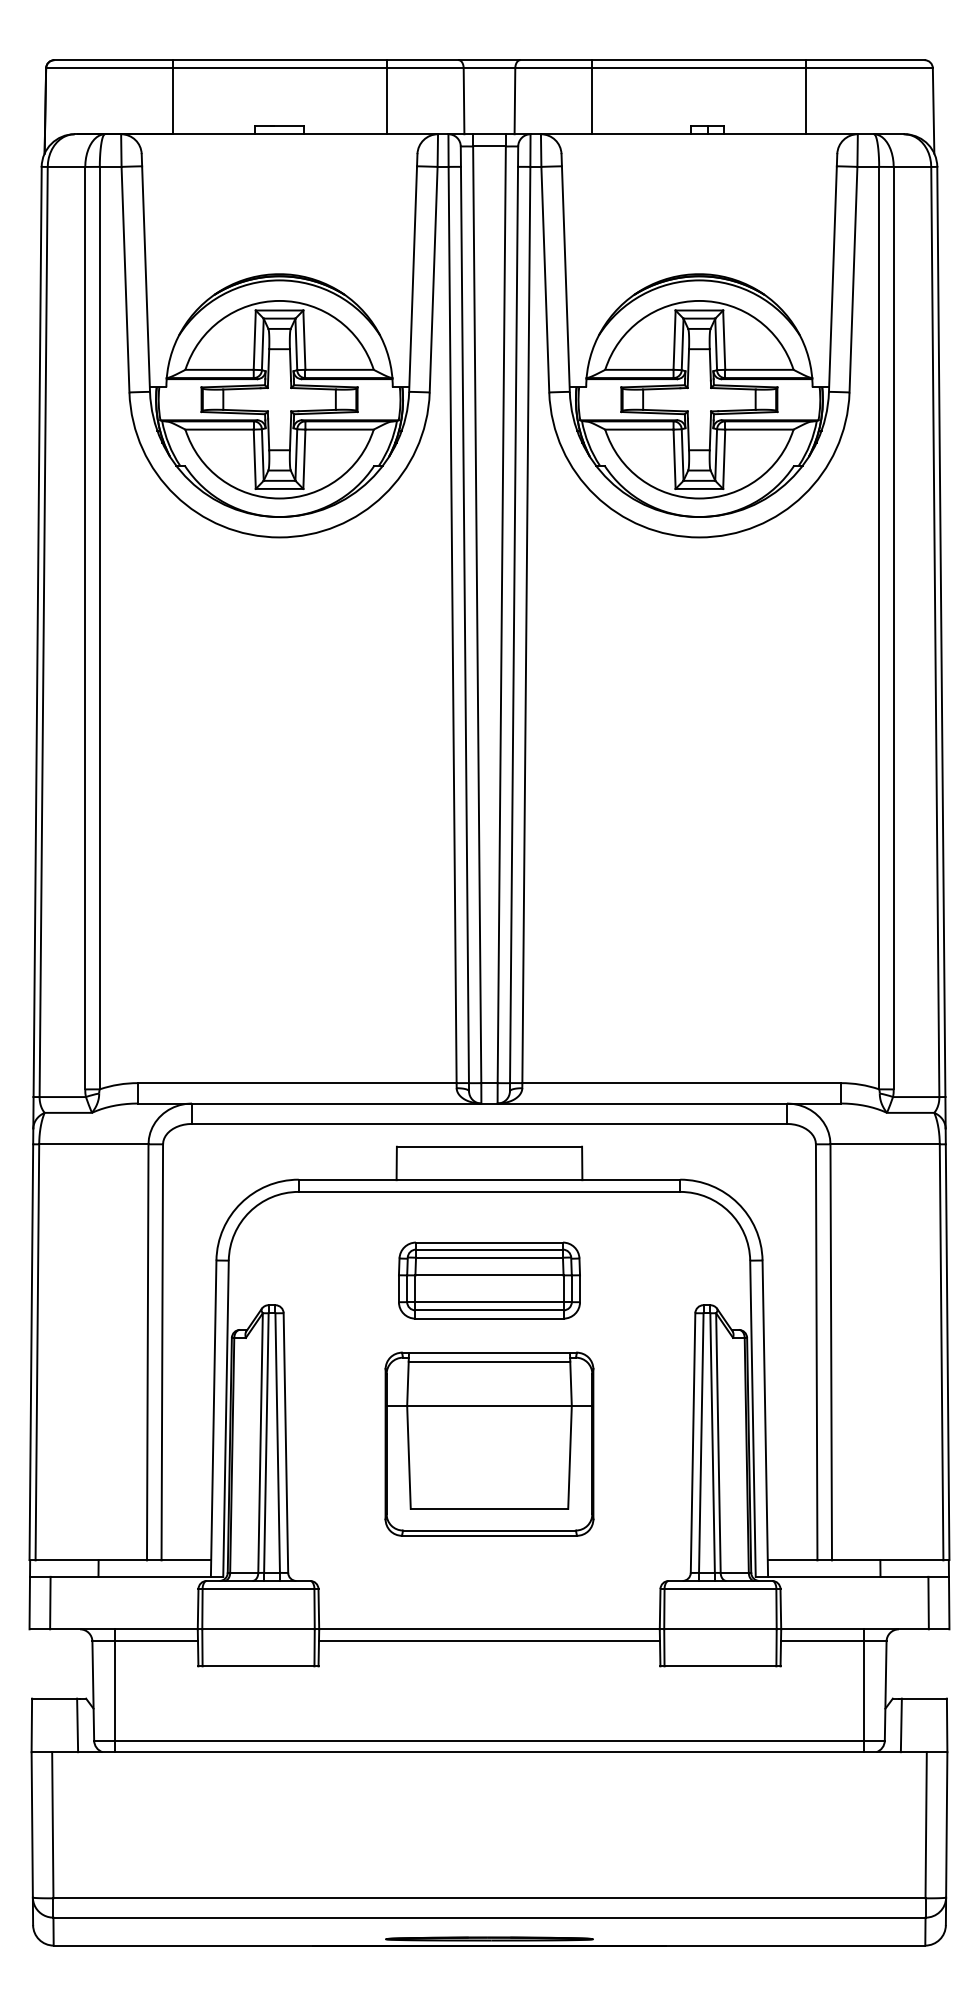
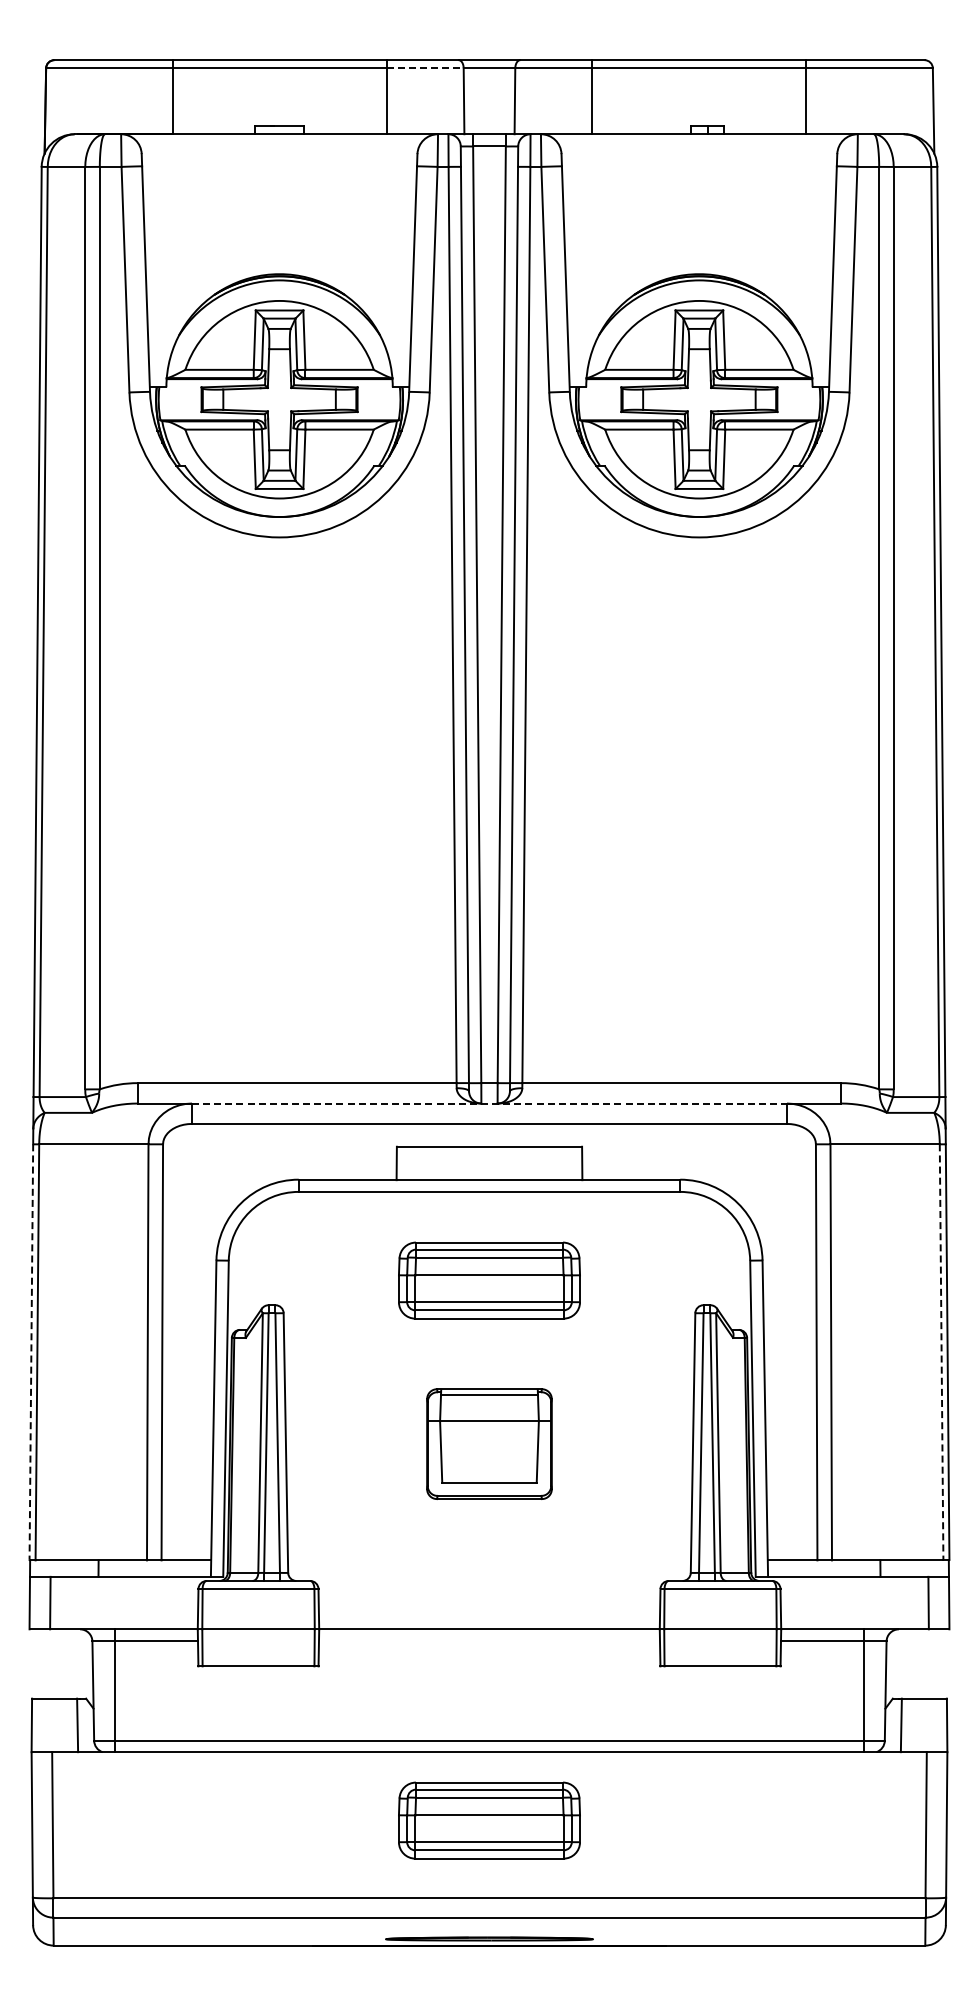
line: solid -> dashed (425, 68)
line: solid -> dashed (489, 1103)
line: solid -> dashed (31, 1352)
line: solid -> dashed (941, 1352)
part size: 211x186 px -> 127x112 px (489, 1443)
line: present -> none (489, 1641)
part: none -> present (489, 1820)
